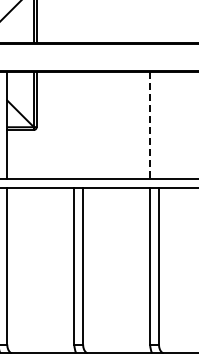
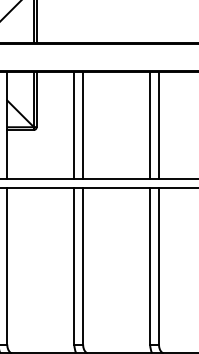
line: none -> present (74, 125)
line: none -> present (83, 125)
line: dashed -> solid (150, 125)
line: none -> present (158, 125)
